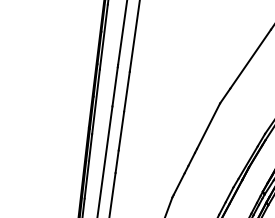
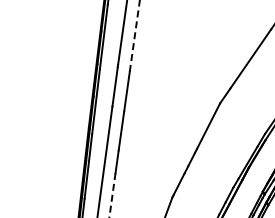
line: solid -> dashed (134, 36)
line: solid -> dashed (112, 195)
